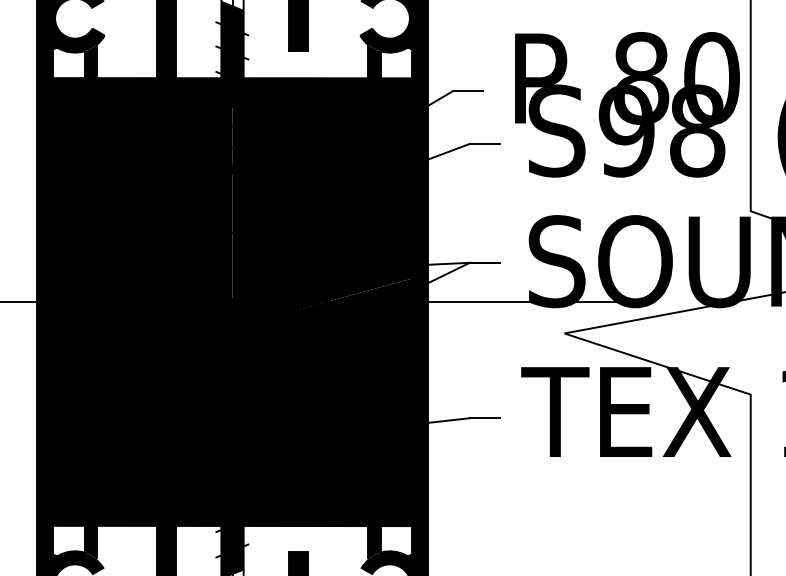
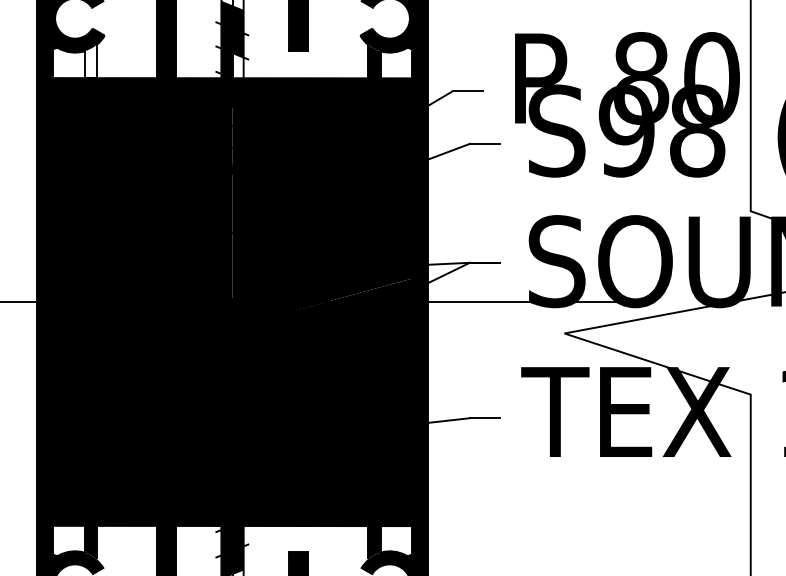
fill: present -> none (90, 61)
fill: present -> none (237, 65)
